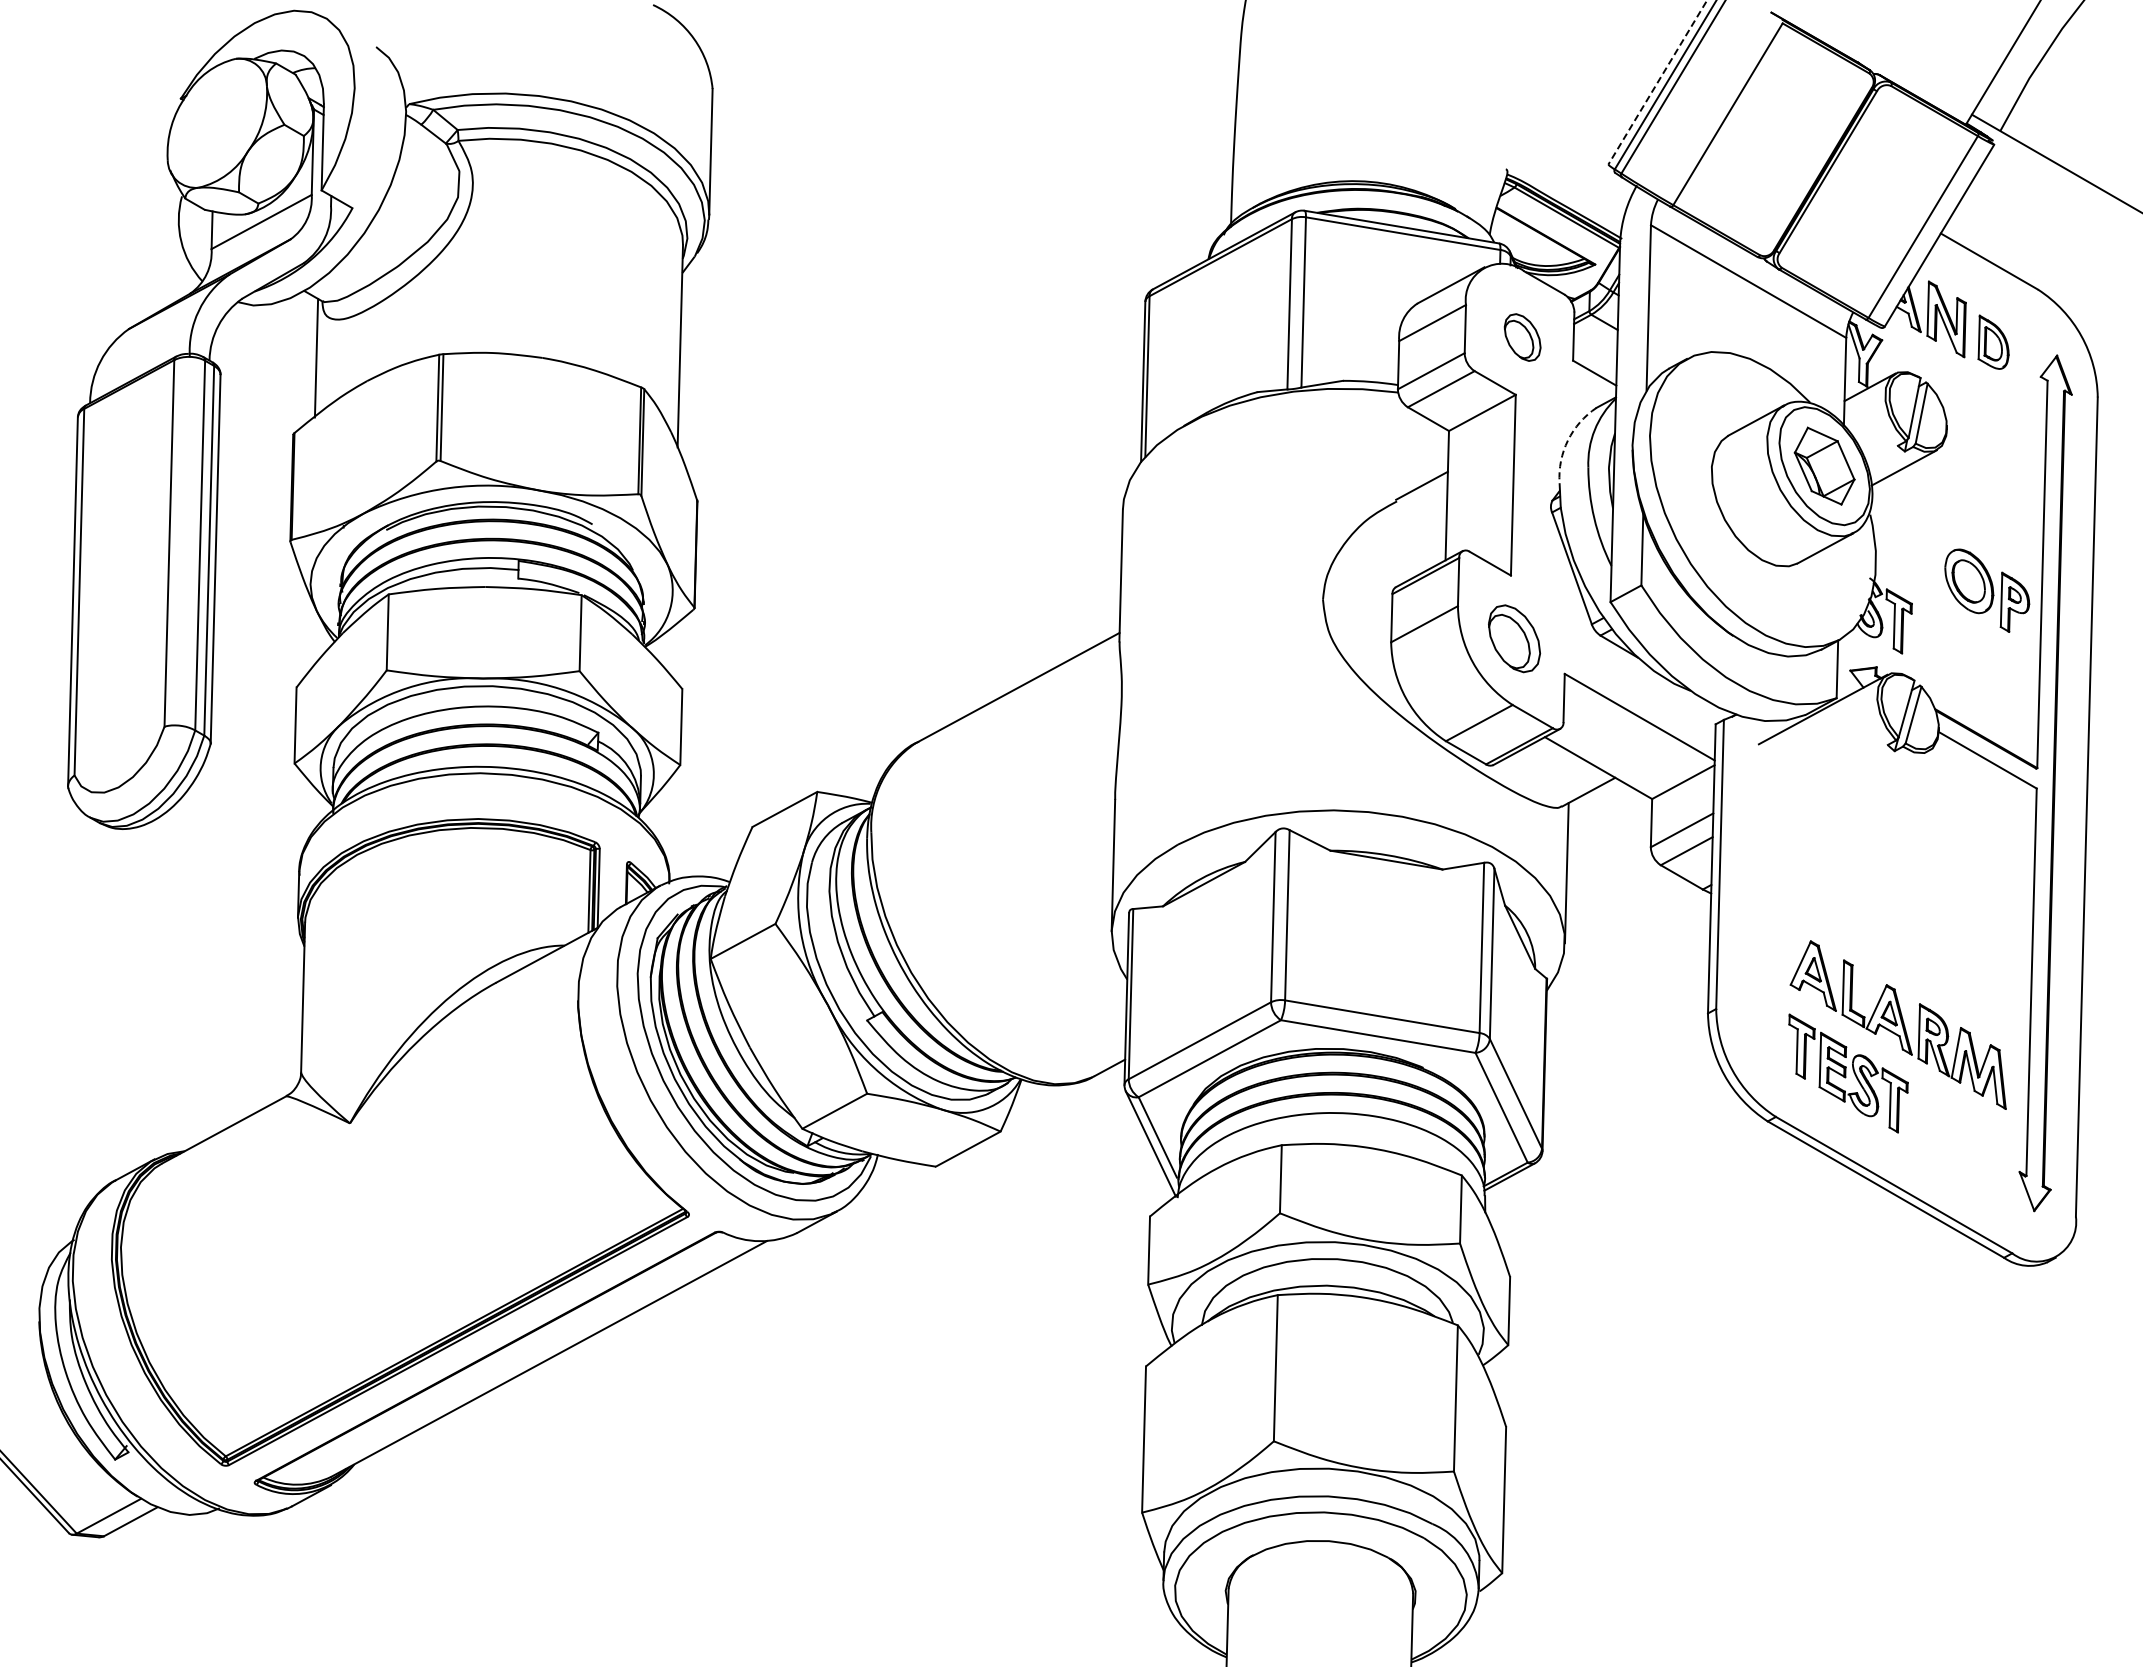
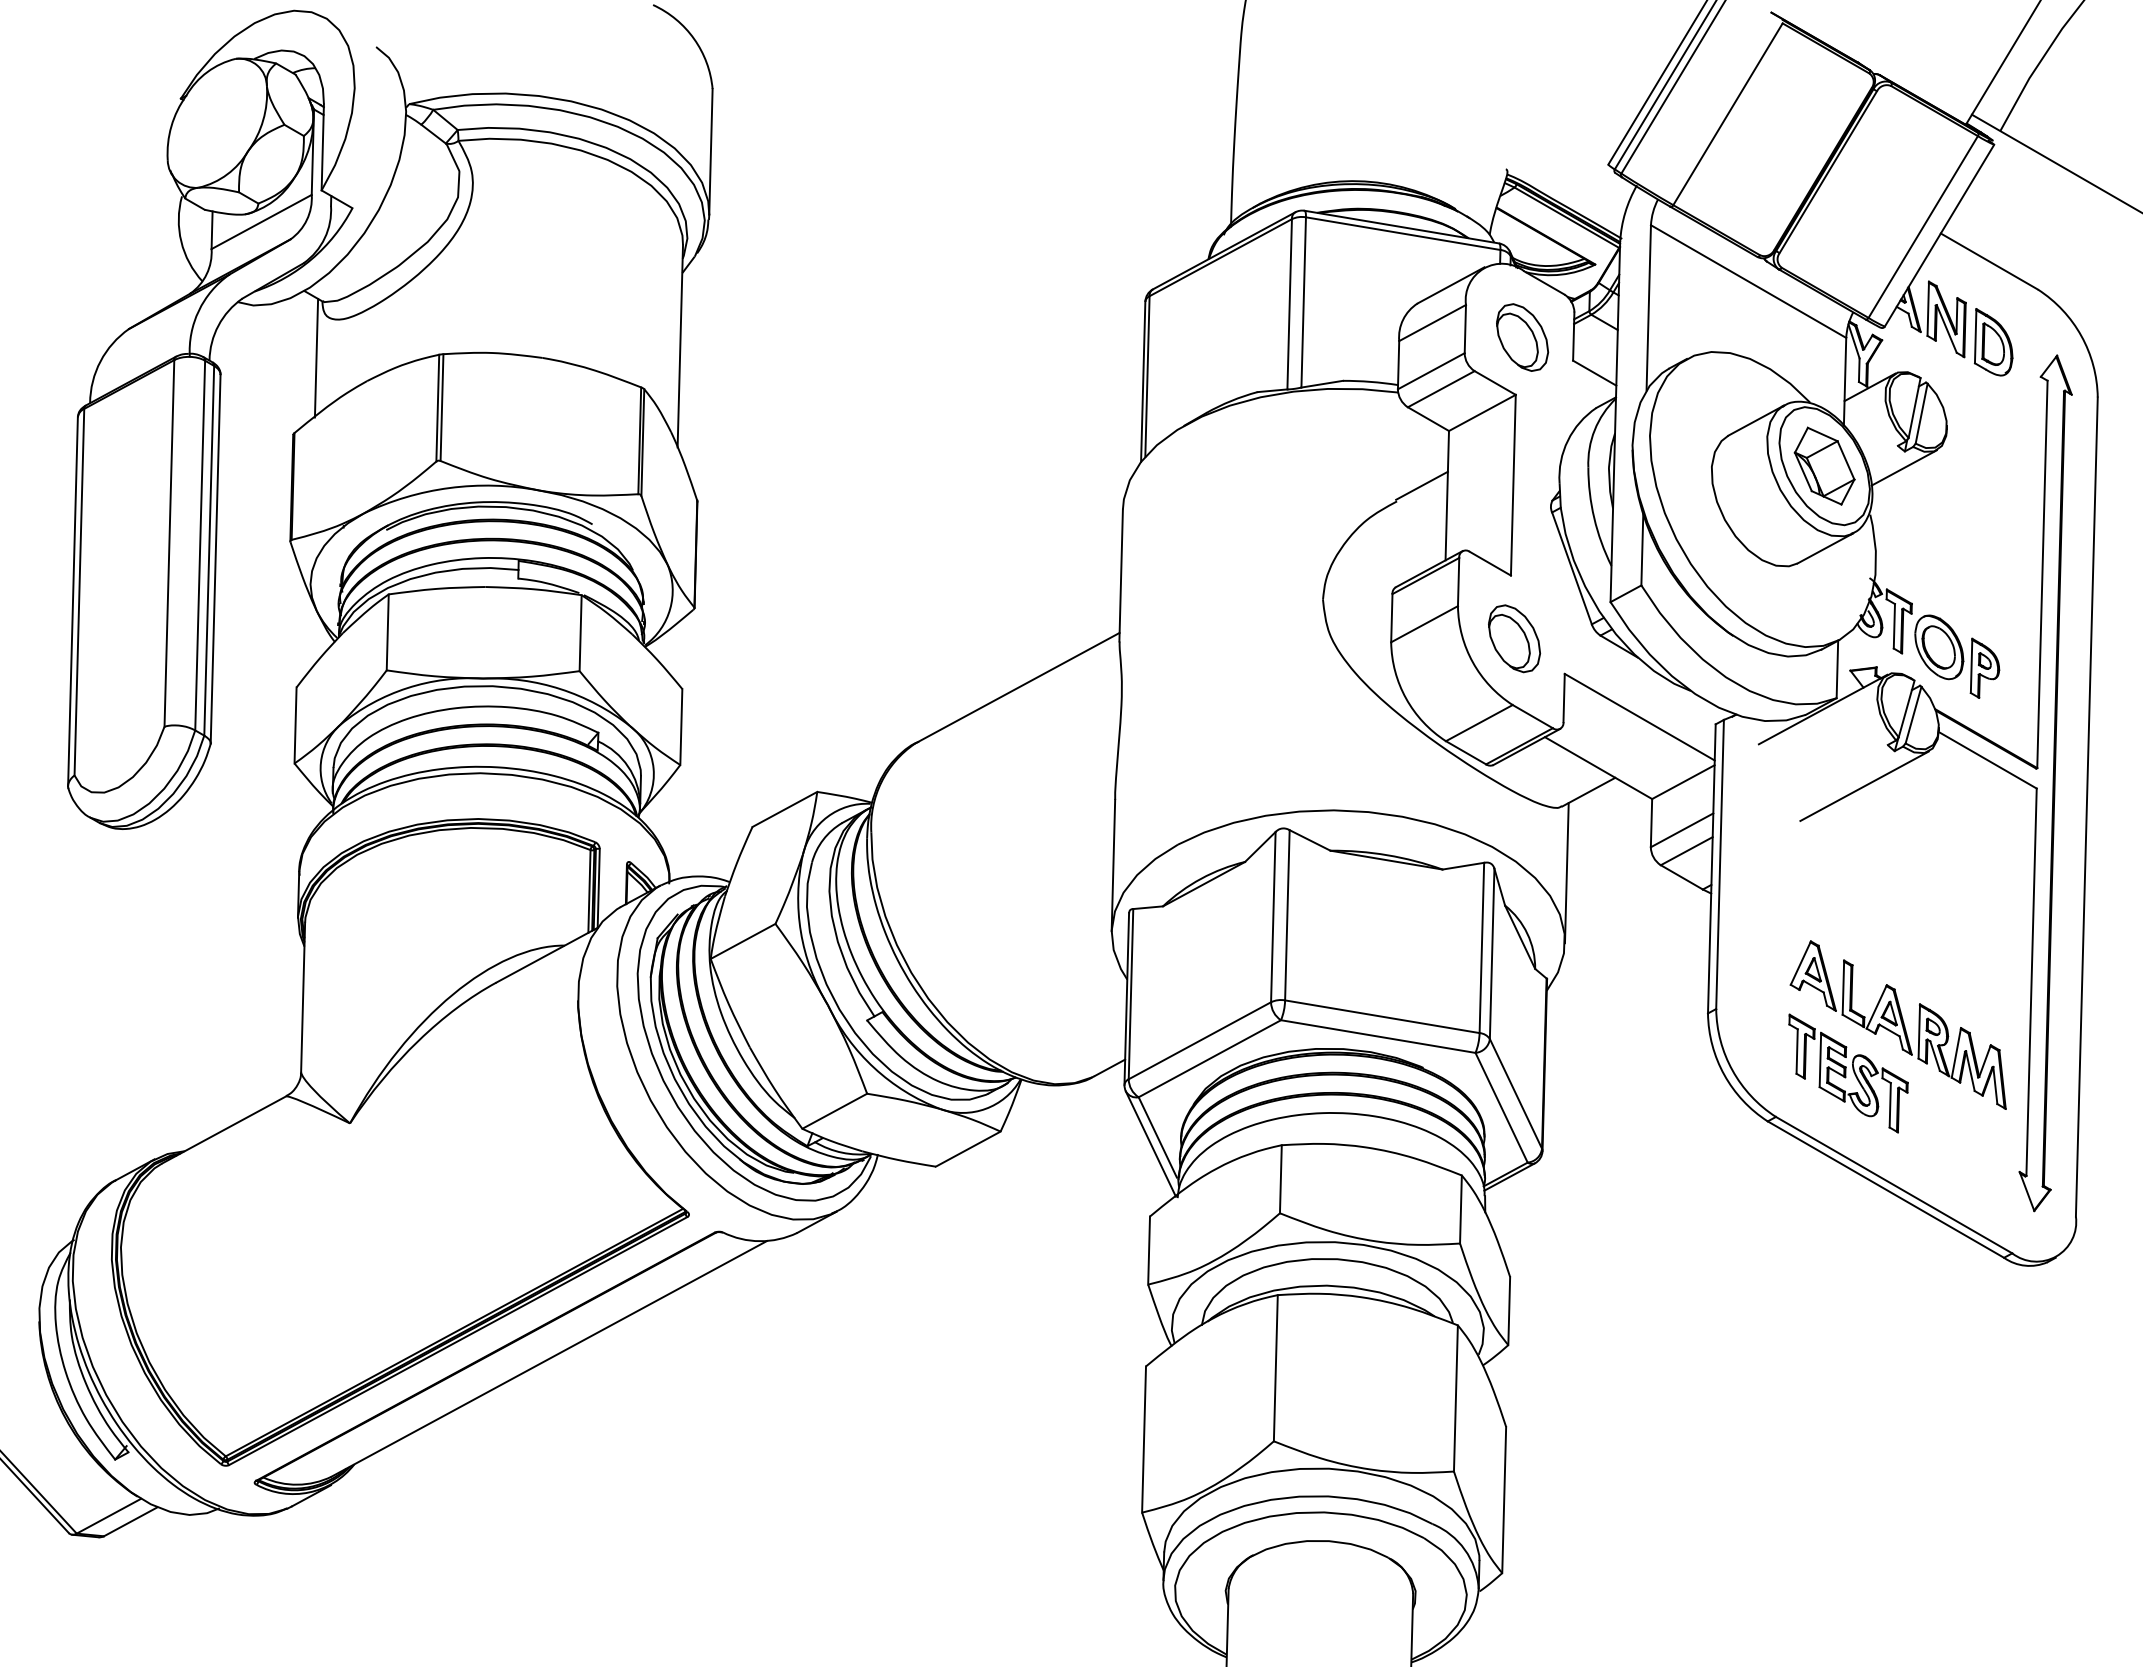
line: dashed -> solid (1657, 82)
part size: 39x49 px -> 54x69 px (1522, 337)
part size: 33x56 px -> 41x69 px (1993, 342)
arc: dashed -> solid (1567, 440)
part position: (1987, 590) -> (1957, 656) (1957, 656)
line: none -> present (1864, 786)
